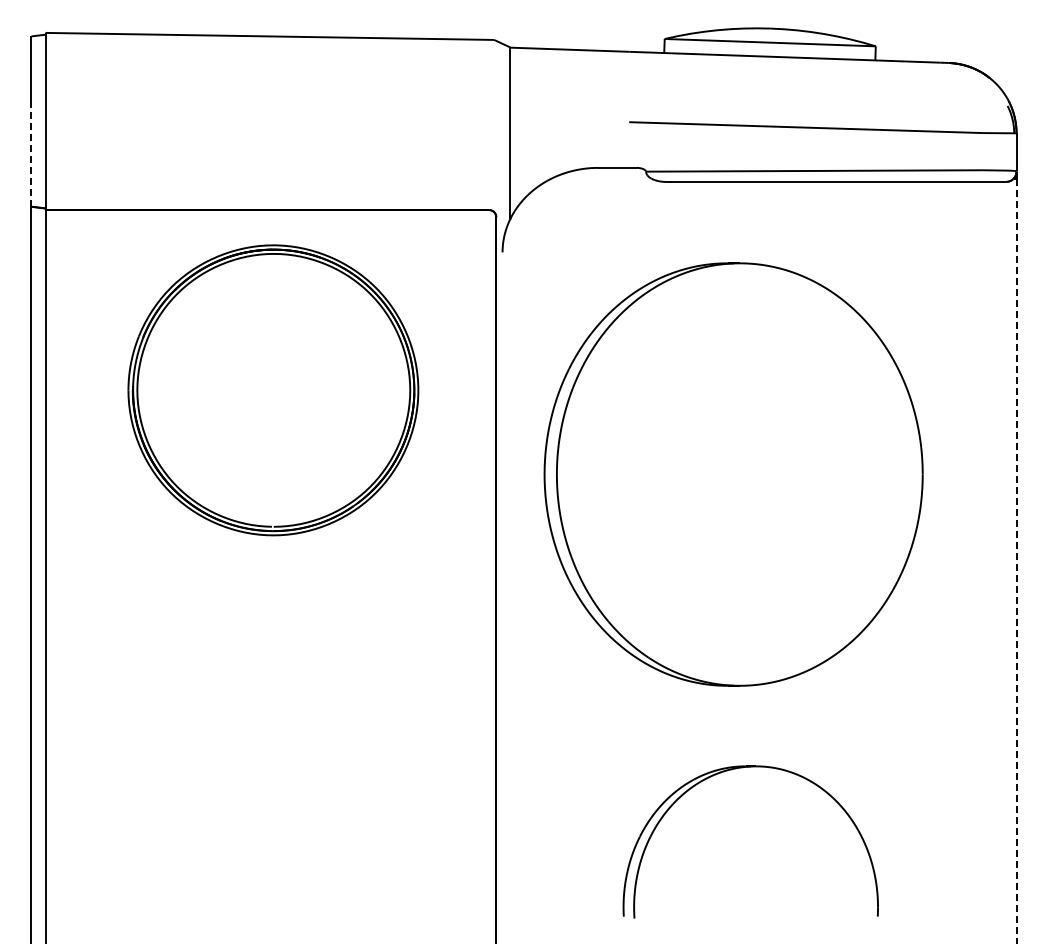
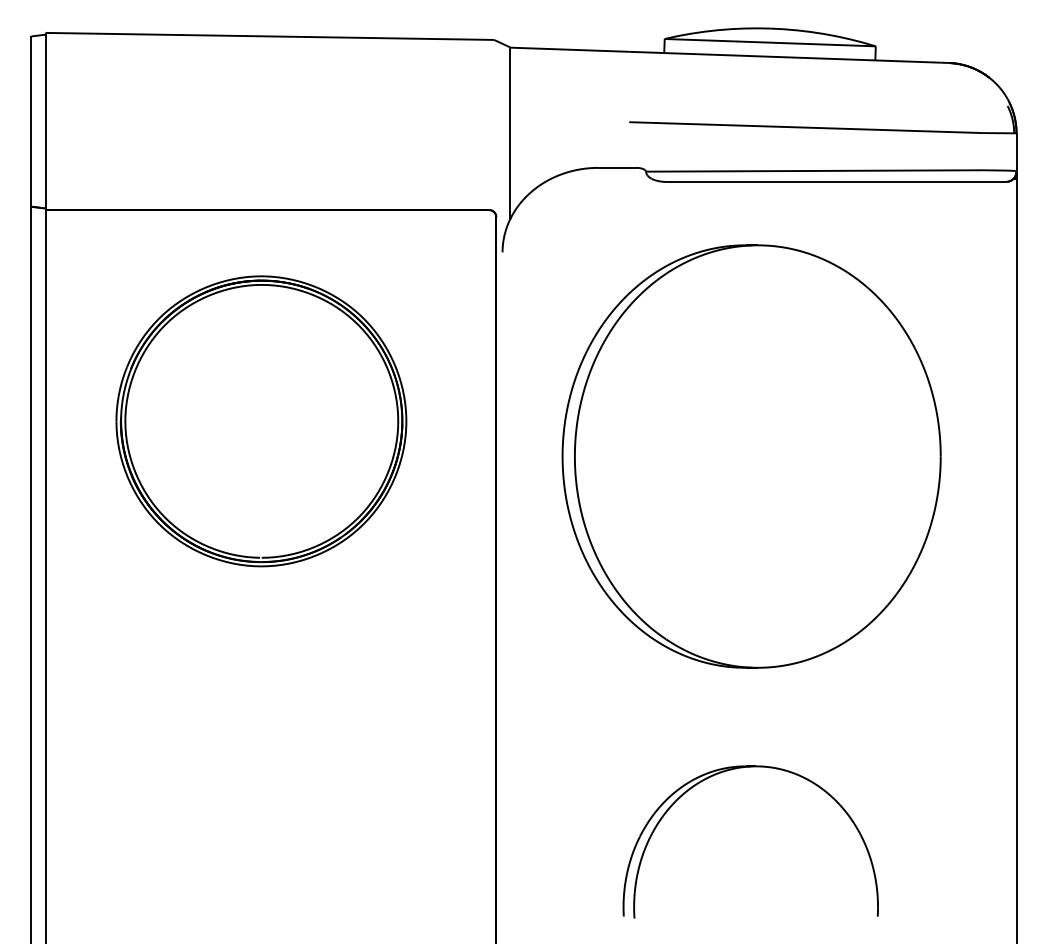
line: dashed -> solid (31, 155)
part position: (273, 390) -> (261, 421) (261, 421)
part position: (733, 474) -> (751, 456) (751, 456)
line: dashed -> solid (1016, 561)
